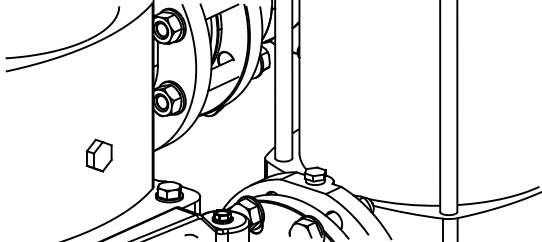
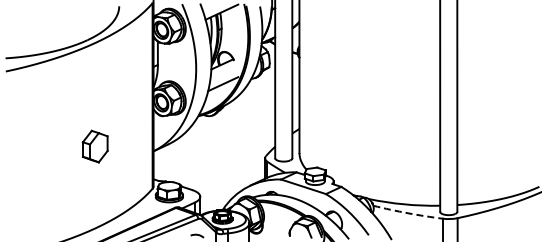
part position: (98, 155) -> (94, 146) (94, 146)
arc: solid -> dashed (407, 213)
curve position: (191, 235) -> (197, 235) (197, 235)
